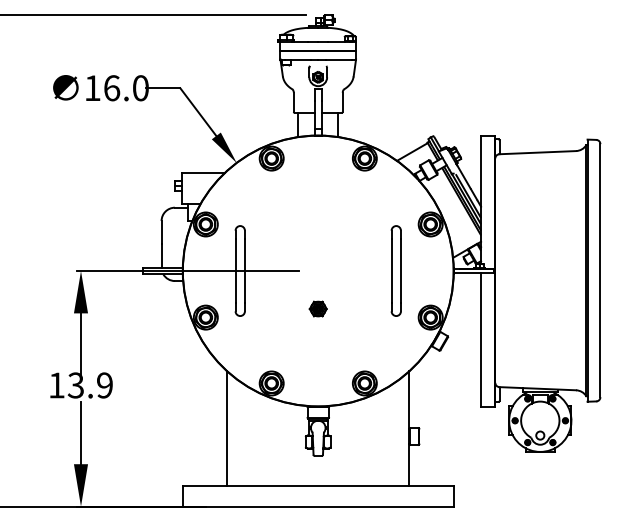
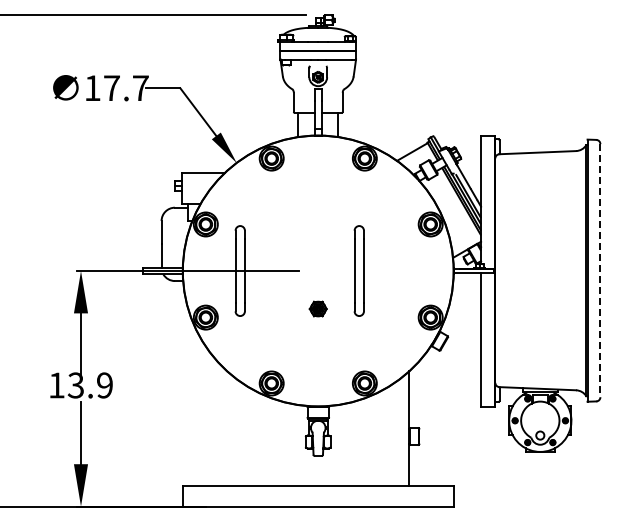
text: 16.0 -> 17.7 (126, 88)
part position: (395, 270) -> (358, 270) (358, 270)
line: solid -> dashed (600, 270)
line: present -> none (227, 428)
